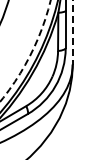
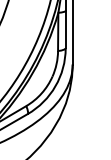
line: dashed -> solid (72, 32)
arc: dashed -> solid (31, 52)
